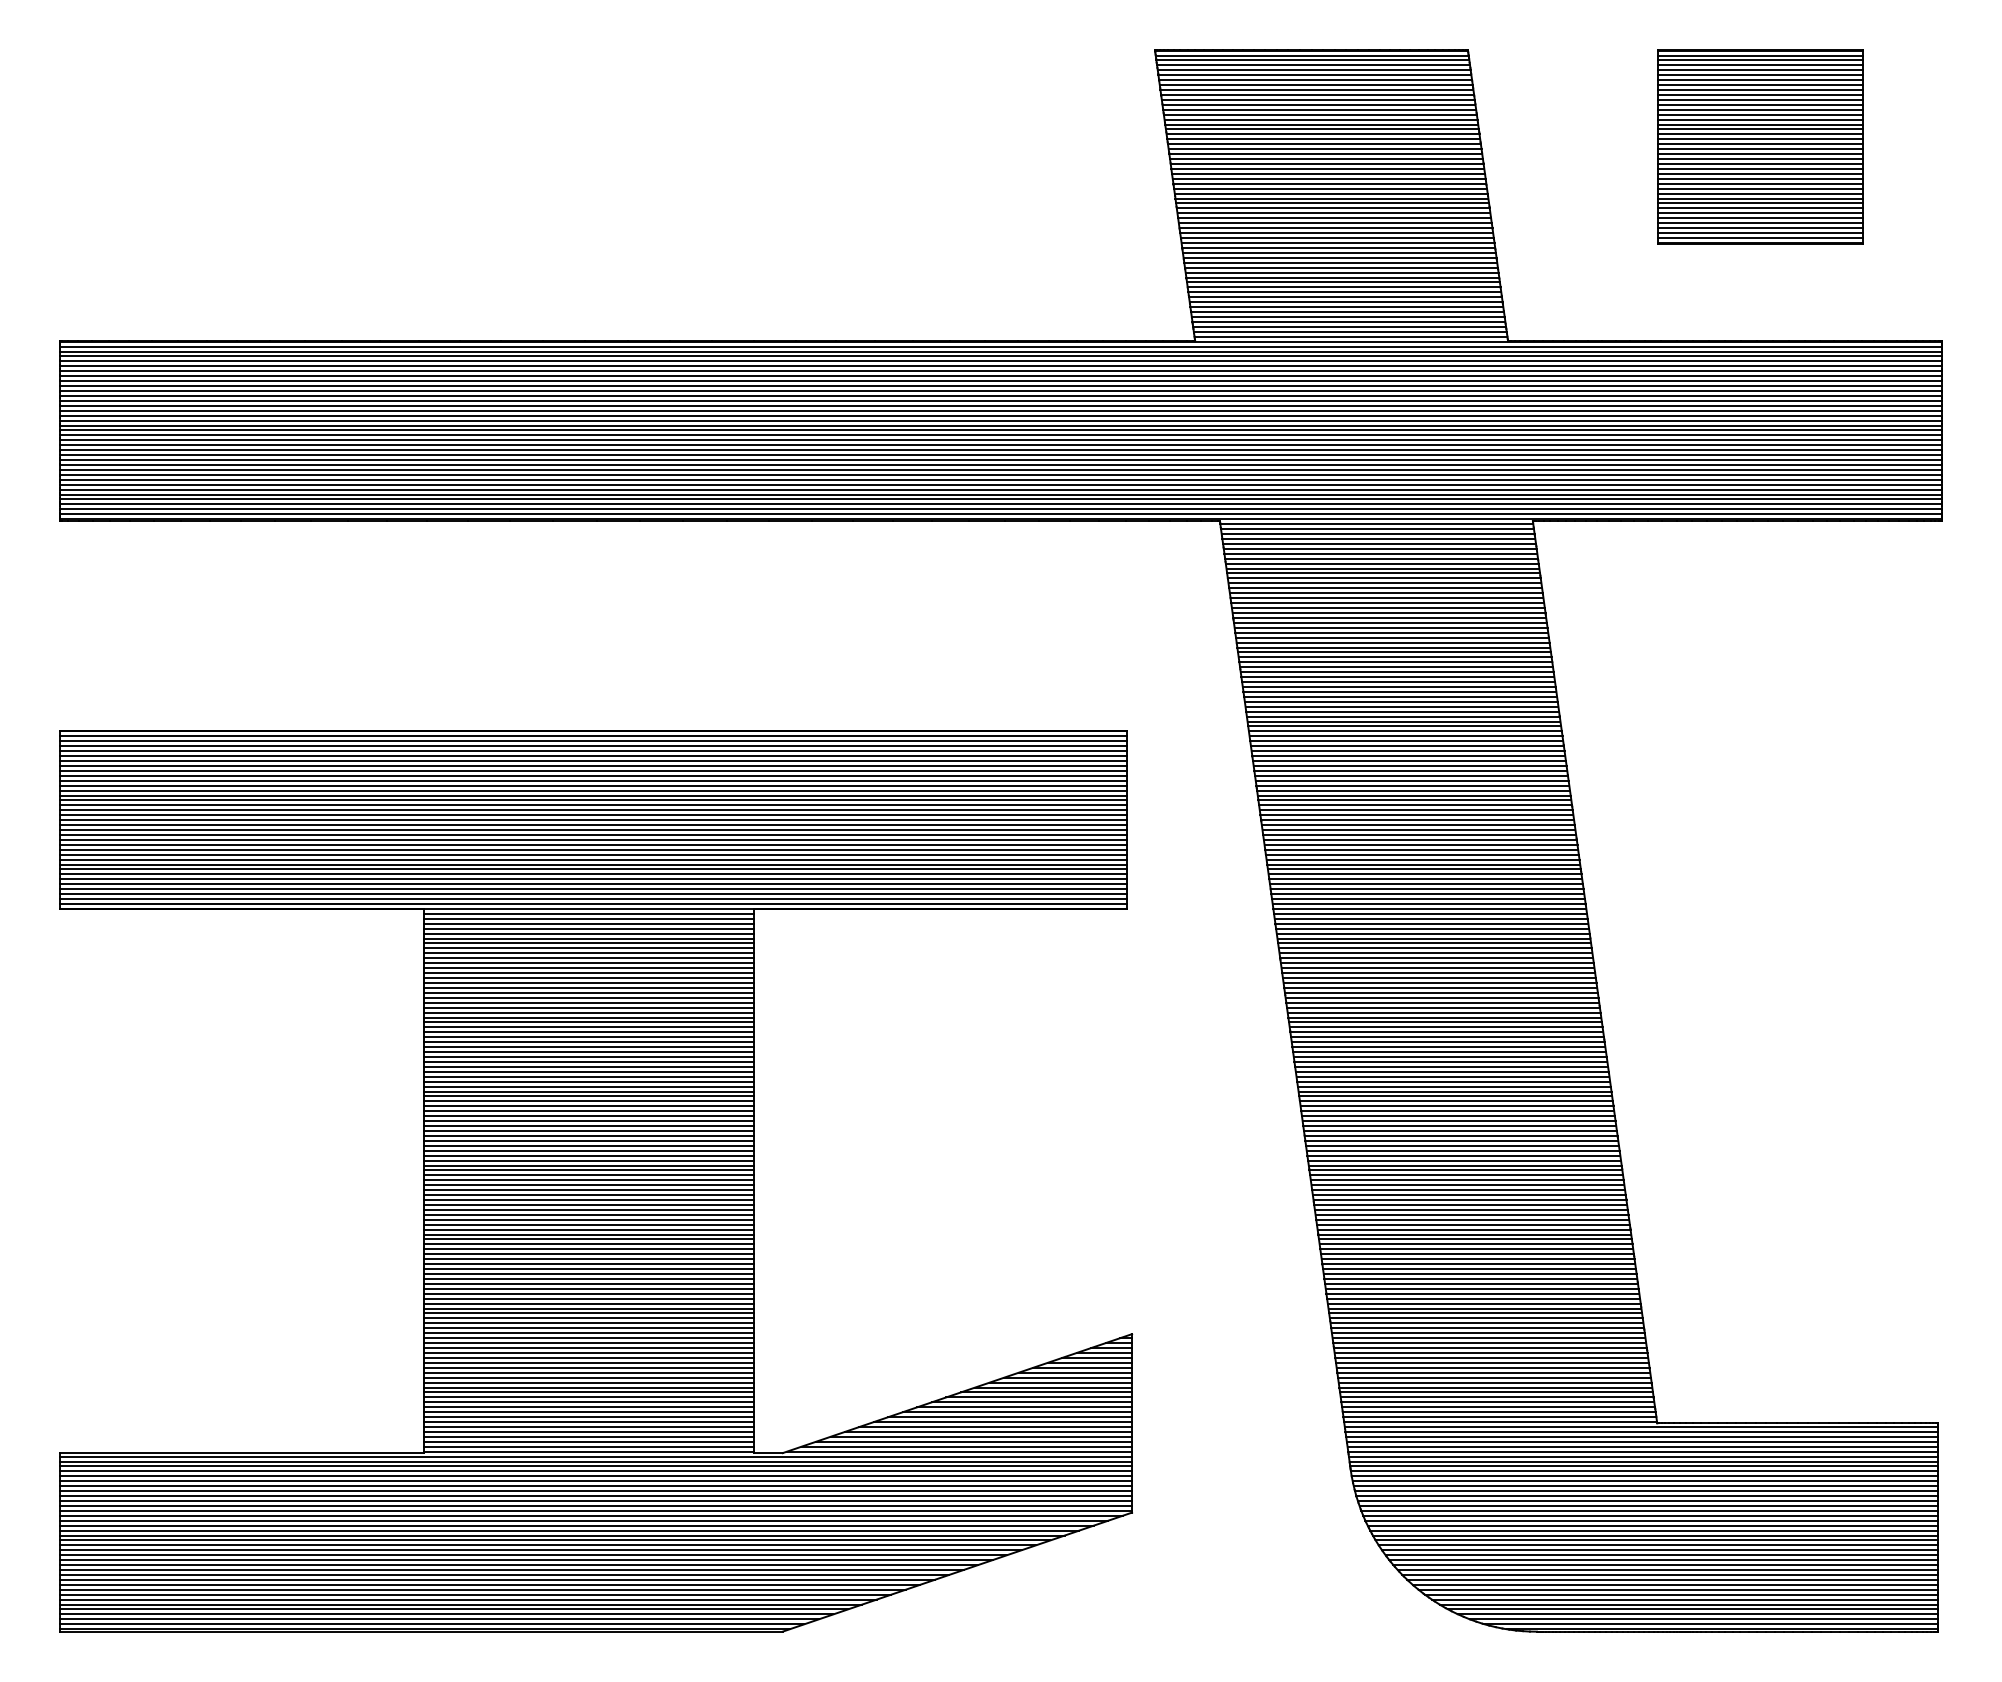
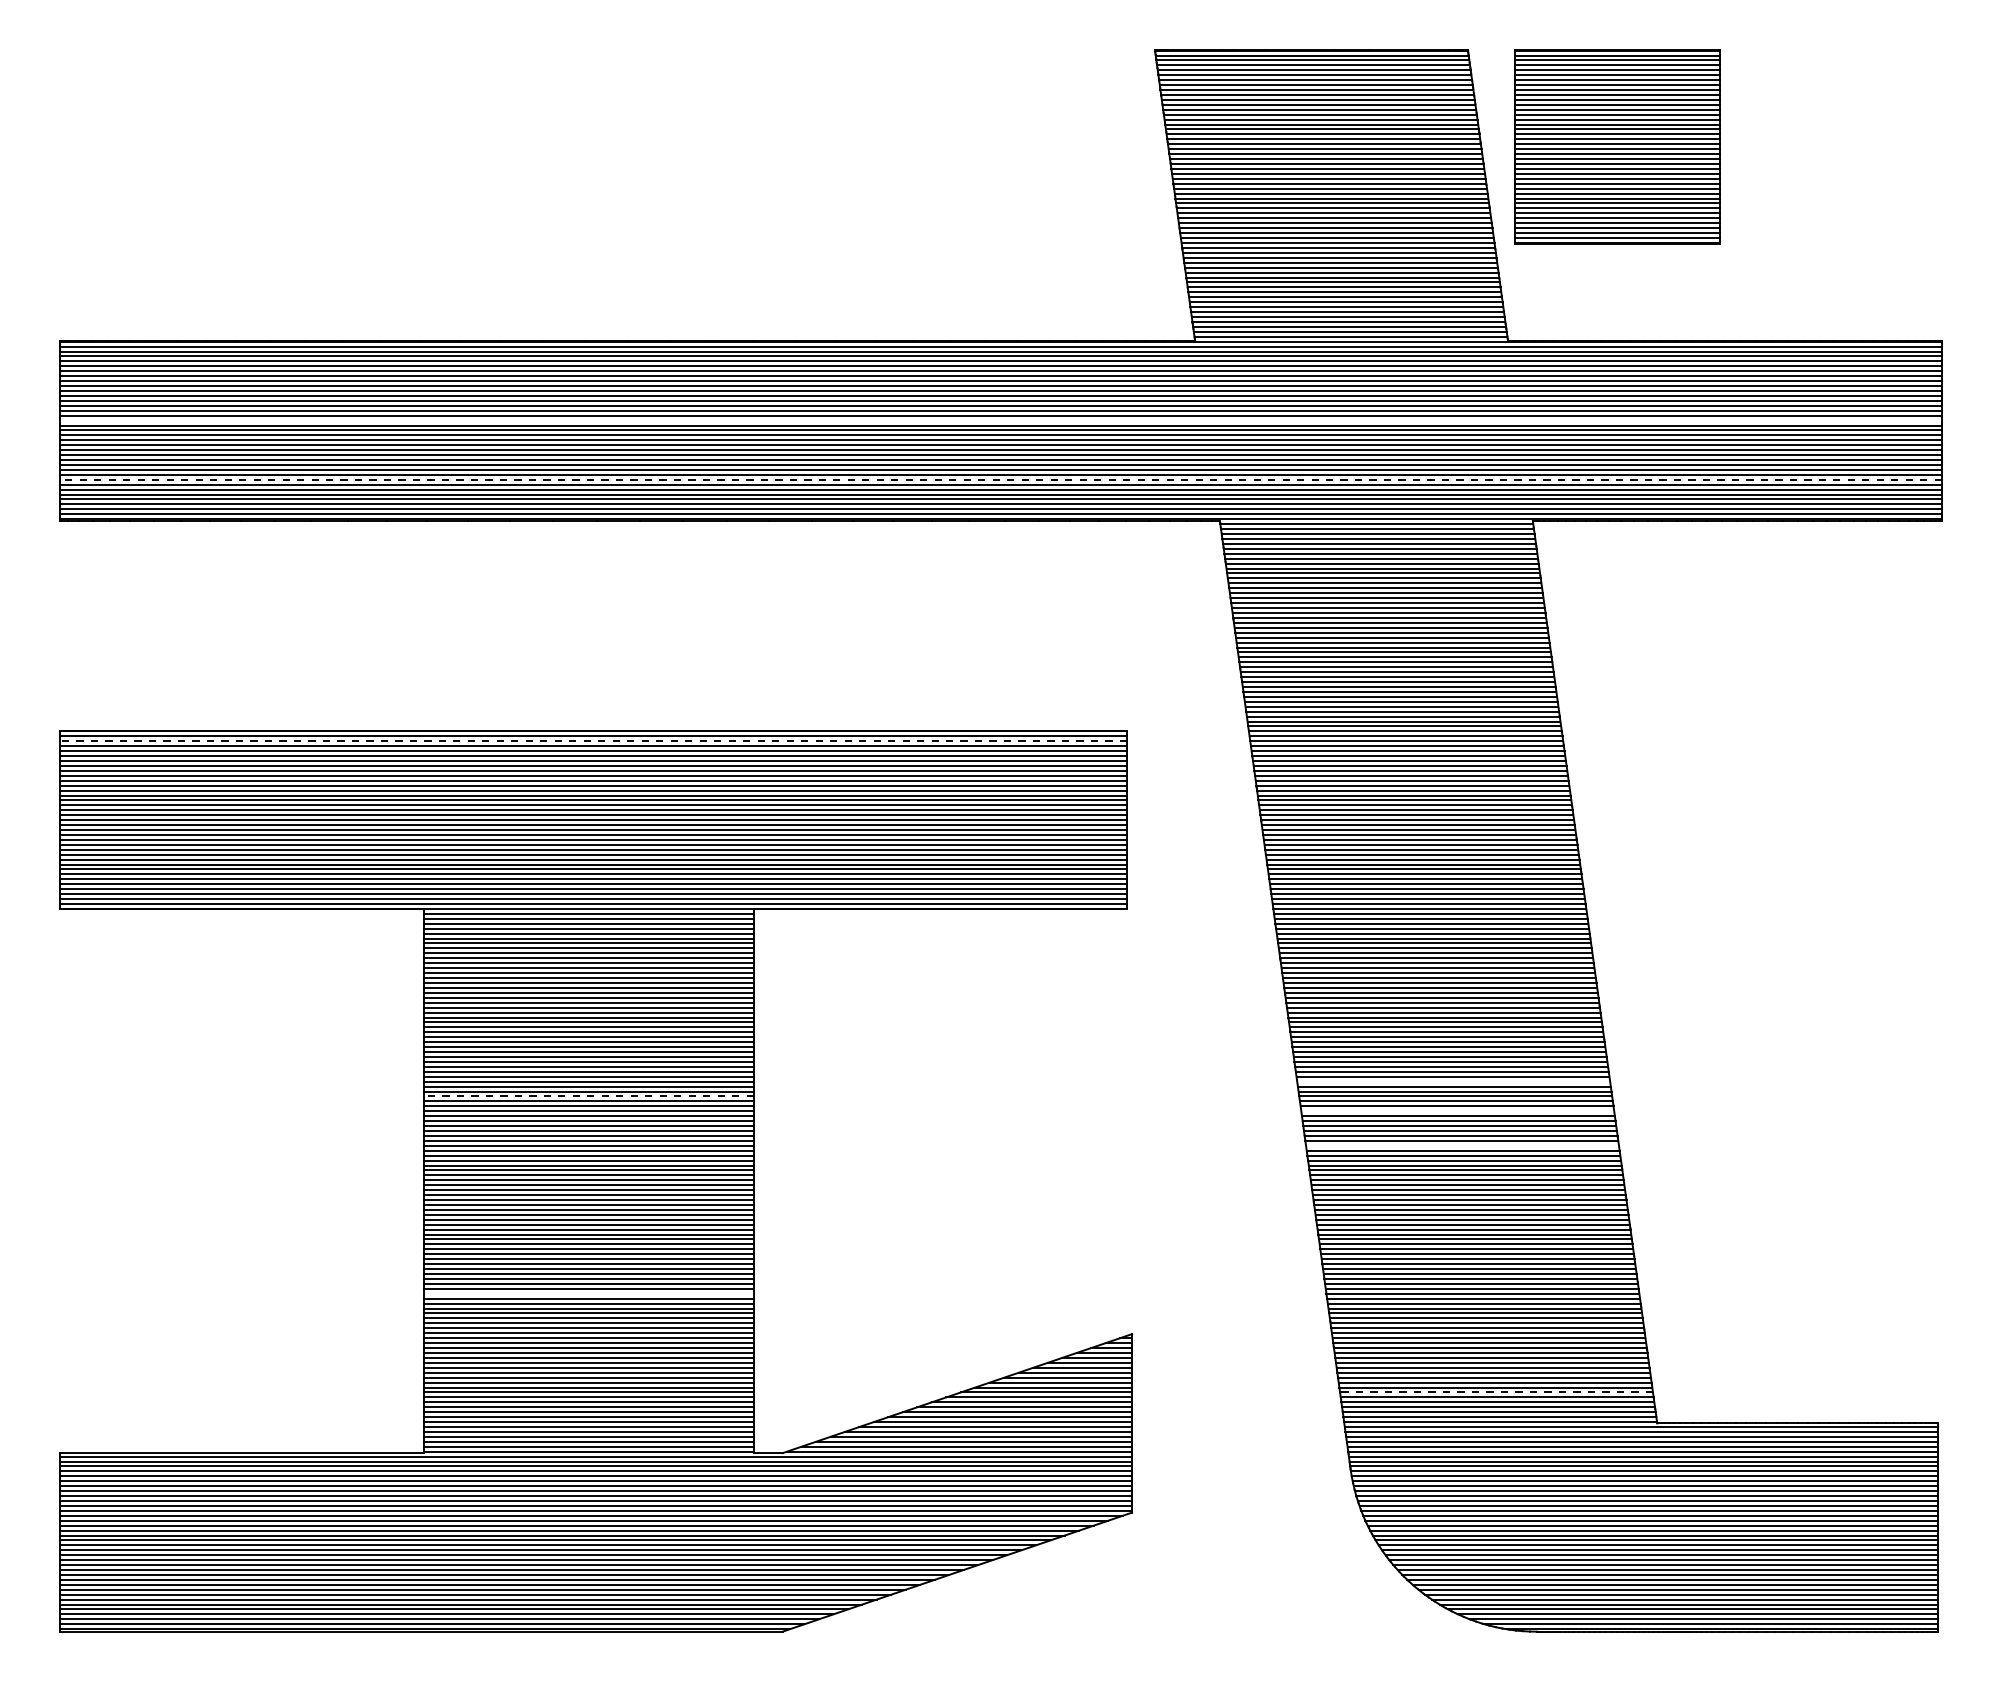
part position: (1760, 146) -> (1617, 146) (1617, 146)
line: present -> none (1000, 420)
line: solid -> dashed (1000, 479)
line: solid -> dashed (593, 741)
line: present -> none (1453, 1081)
line: solid -> dashed (588, 1096)
line: present -> none (1457, 1111)
line: present -> none (1462, 1145)
line: present -> none (588, 1293)
line: solid -> dashed (1496, 1392)
